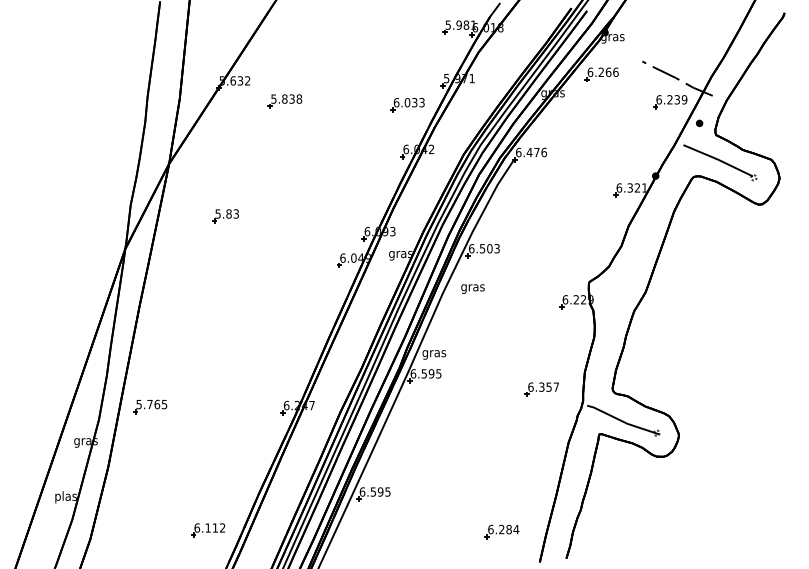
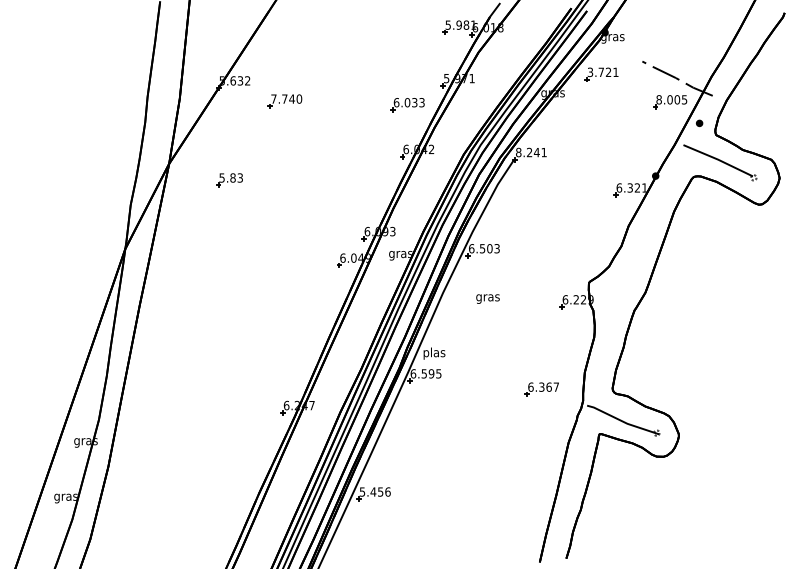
text: 6.266 -> 3.721 (602, 72)
text: 5.838 -> 7.740 (286, 98)
text: 6.239 -> 8.005 (671, 99)
text: 6.476 -> 8.241 (531, 152)
part position: (225, 216) -> (229, 180) (229, 180)
text position: (472, 288) -> (487, 298) (487, 298)
text: gras -> plas (434, 353)
text: 6.357 -> 6.367 (548, 386)
part: present -> none (150, 406)
text: 6.595 -> 5.456 (374, 491)
text: plas -> gras (65, 497)
part: present -> none (208, 530)
part: present -> none (501, 531)
